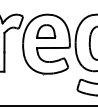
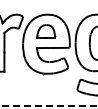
line: solid -> dashed (48, 106)
